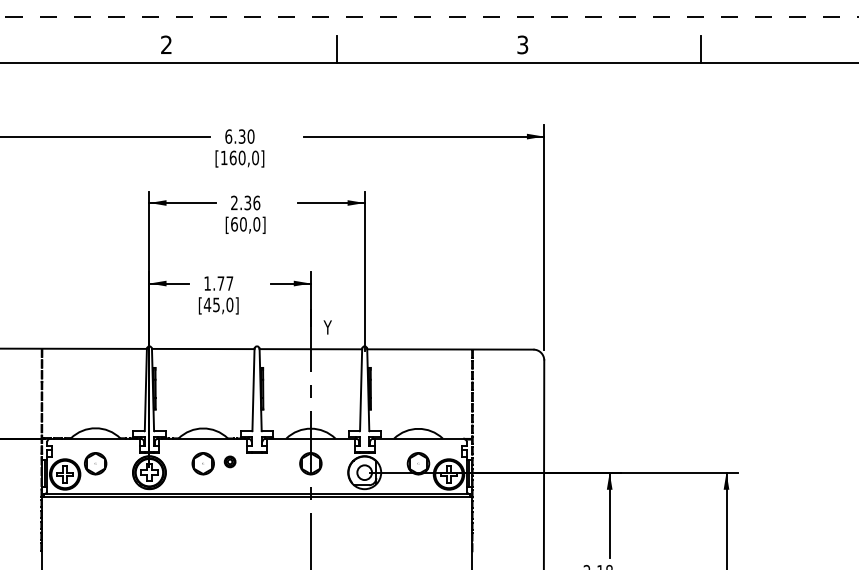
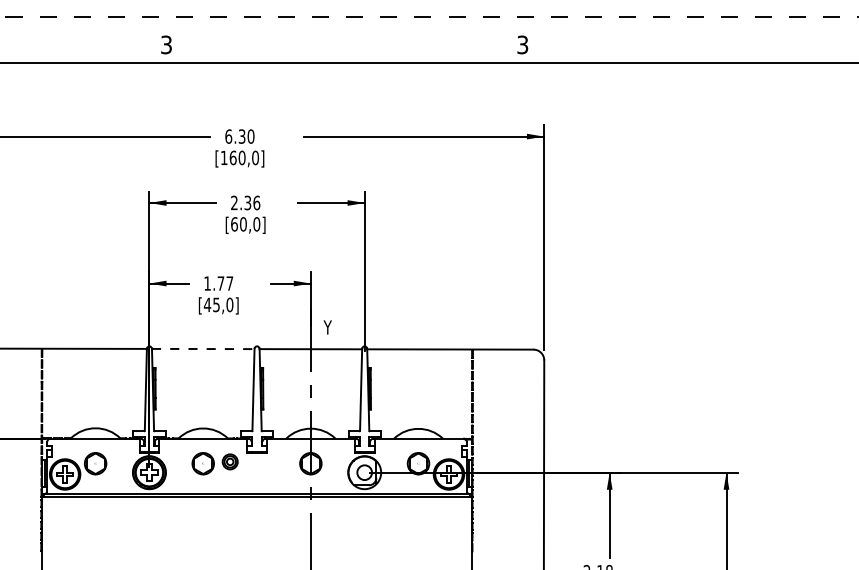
text: 2 -> 3 (166, 45)
line: present -> none (336, 48)
line: present -> none (701, 48)
line: solid -> dashed (203, 349)
part size: 14x14 px -> 18x18 px (229, 461)
